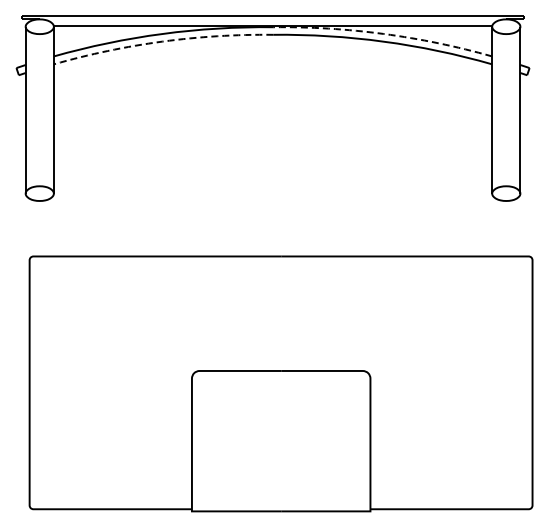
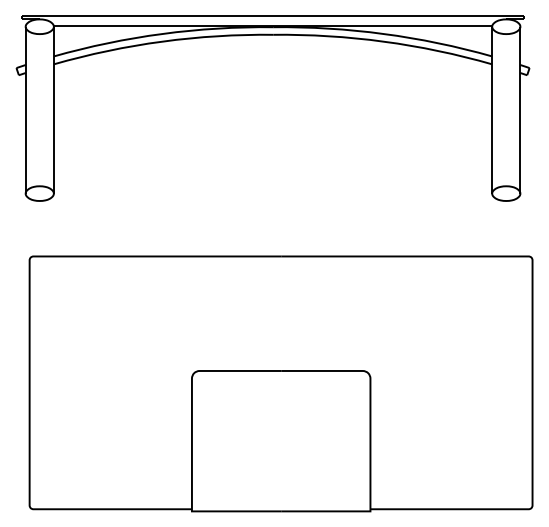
arc: dashed -> solid (383, 33)
arc: dashed -> solid (162, 41)
